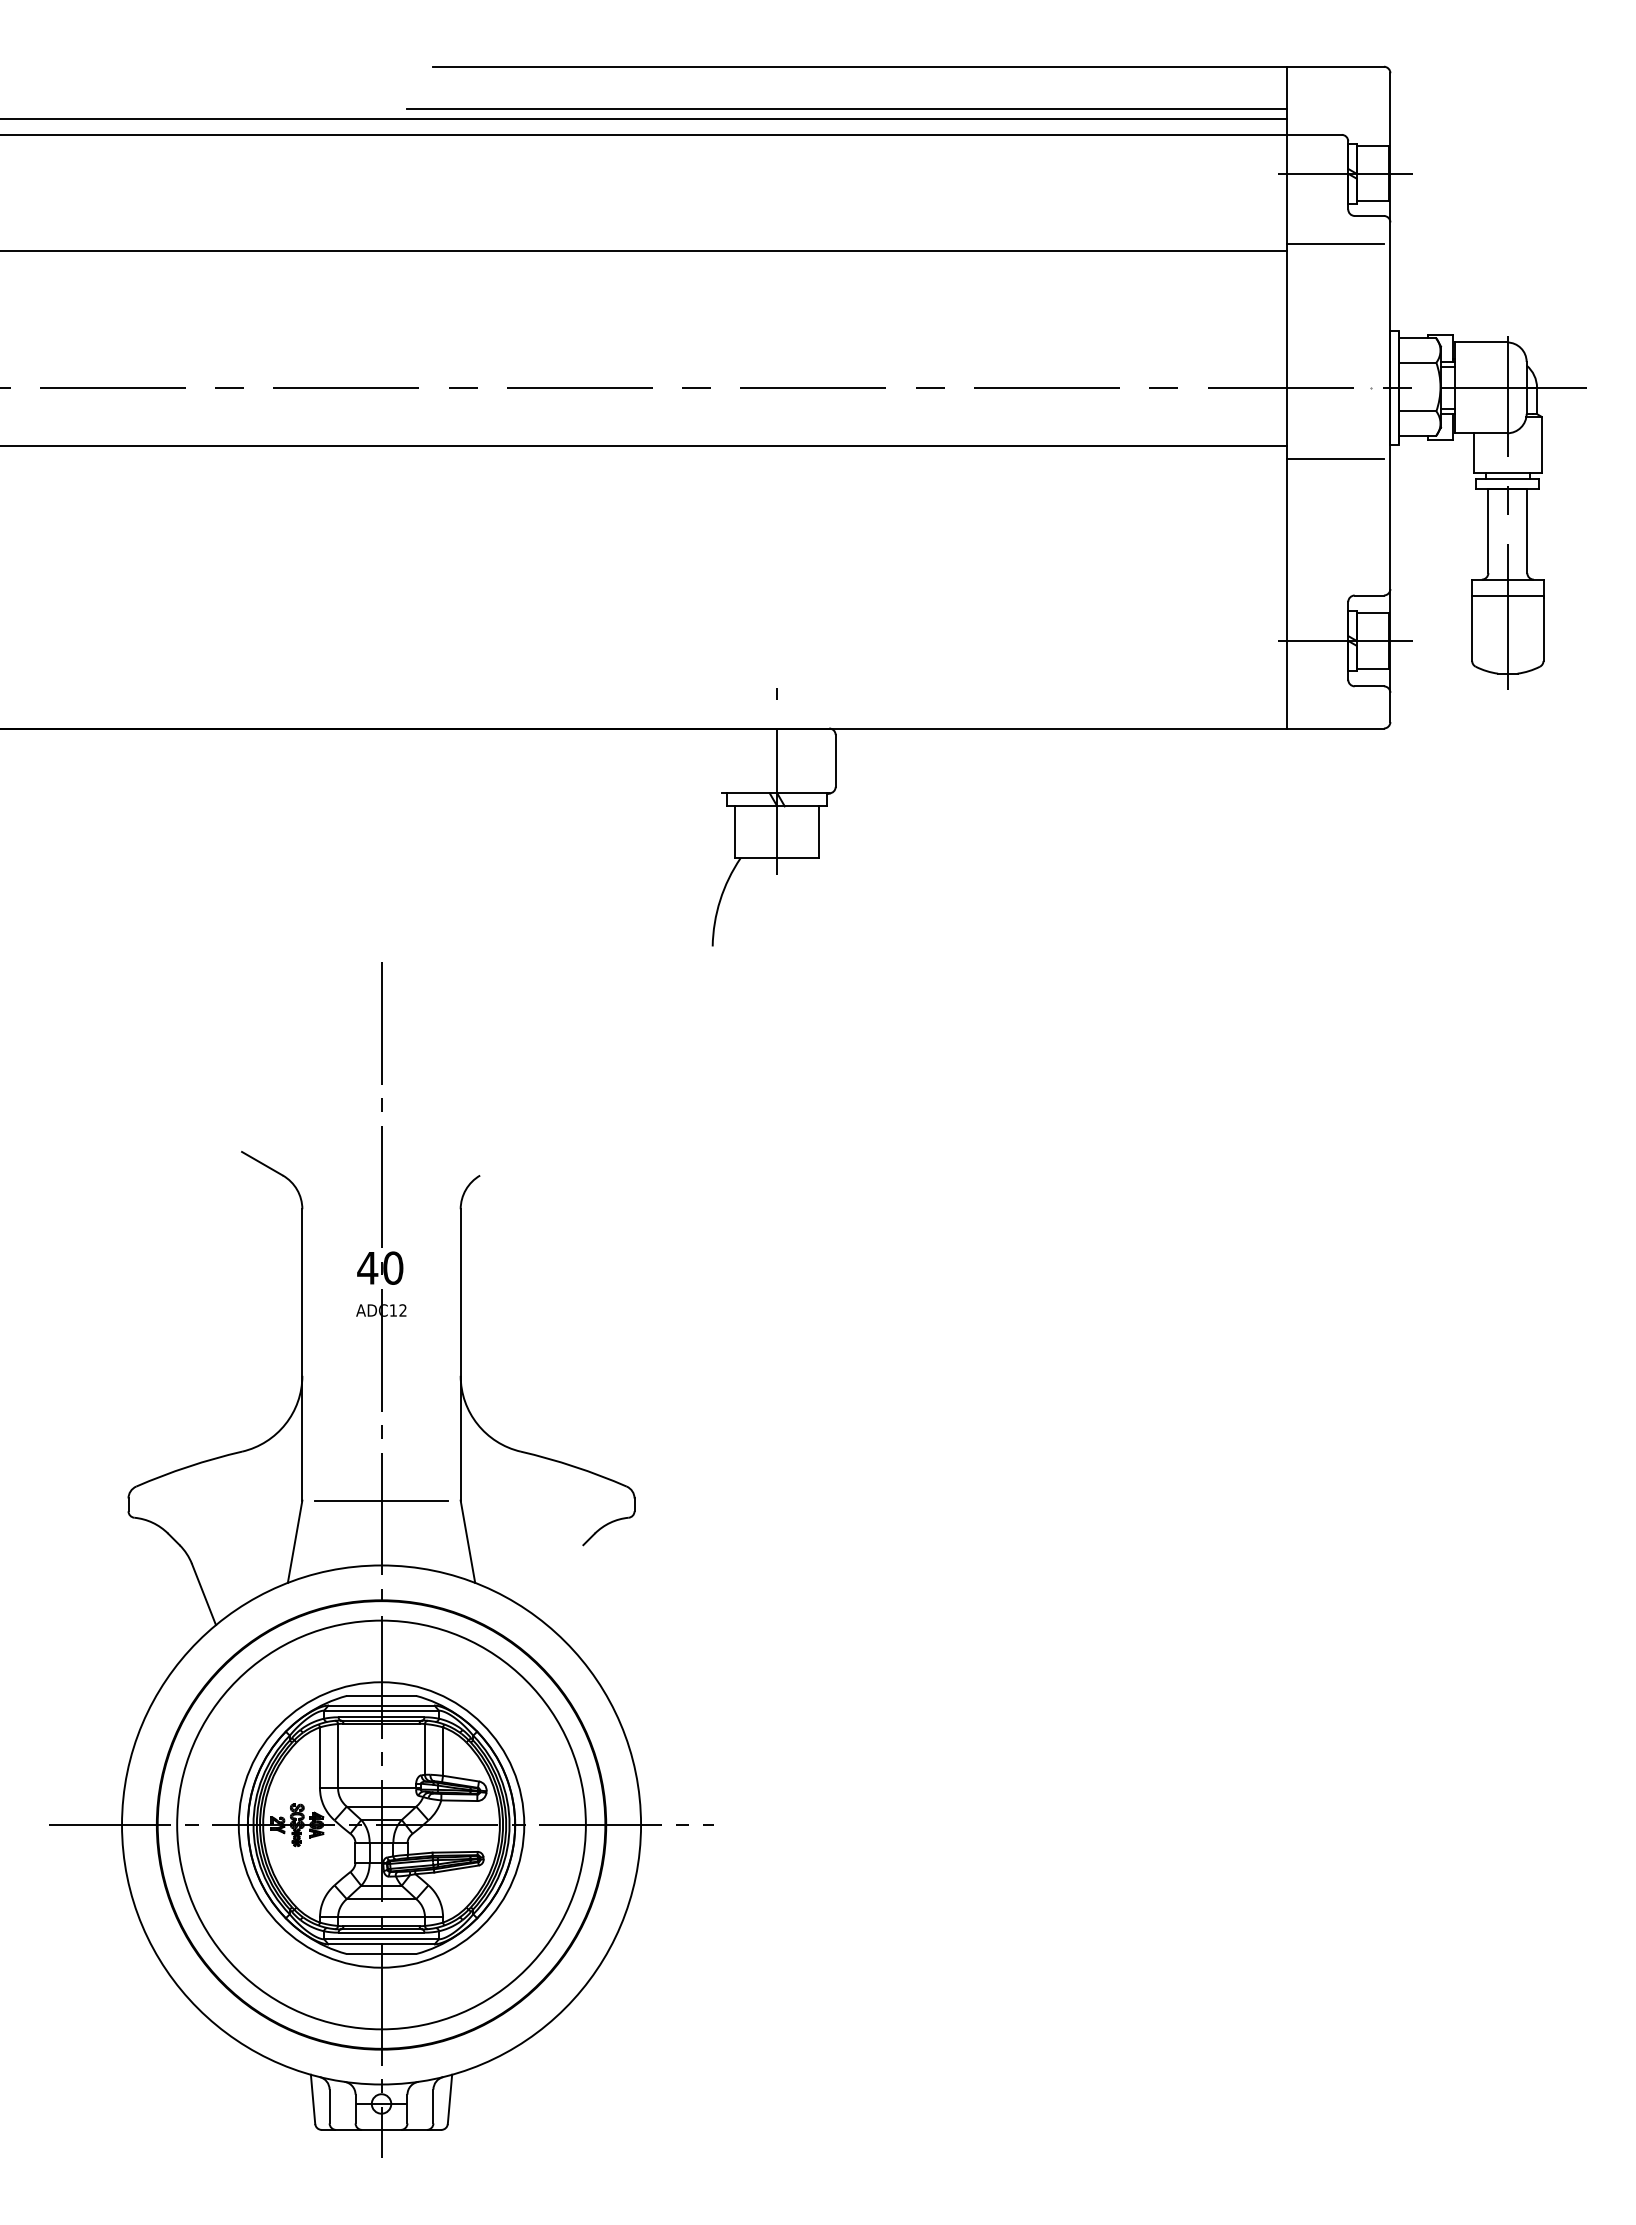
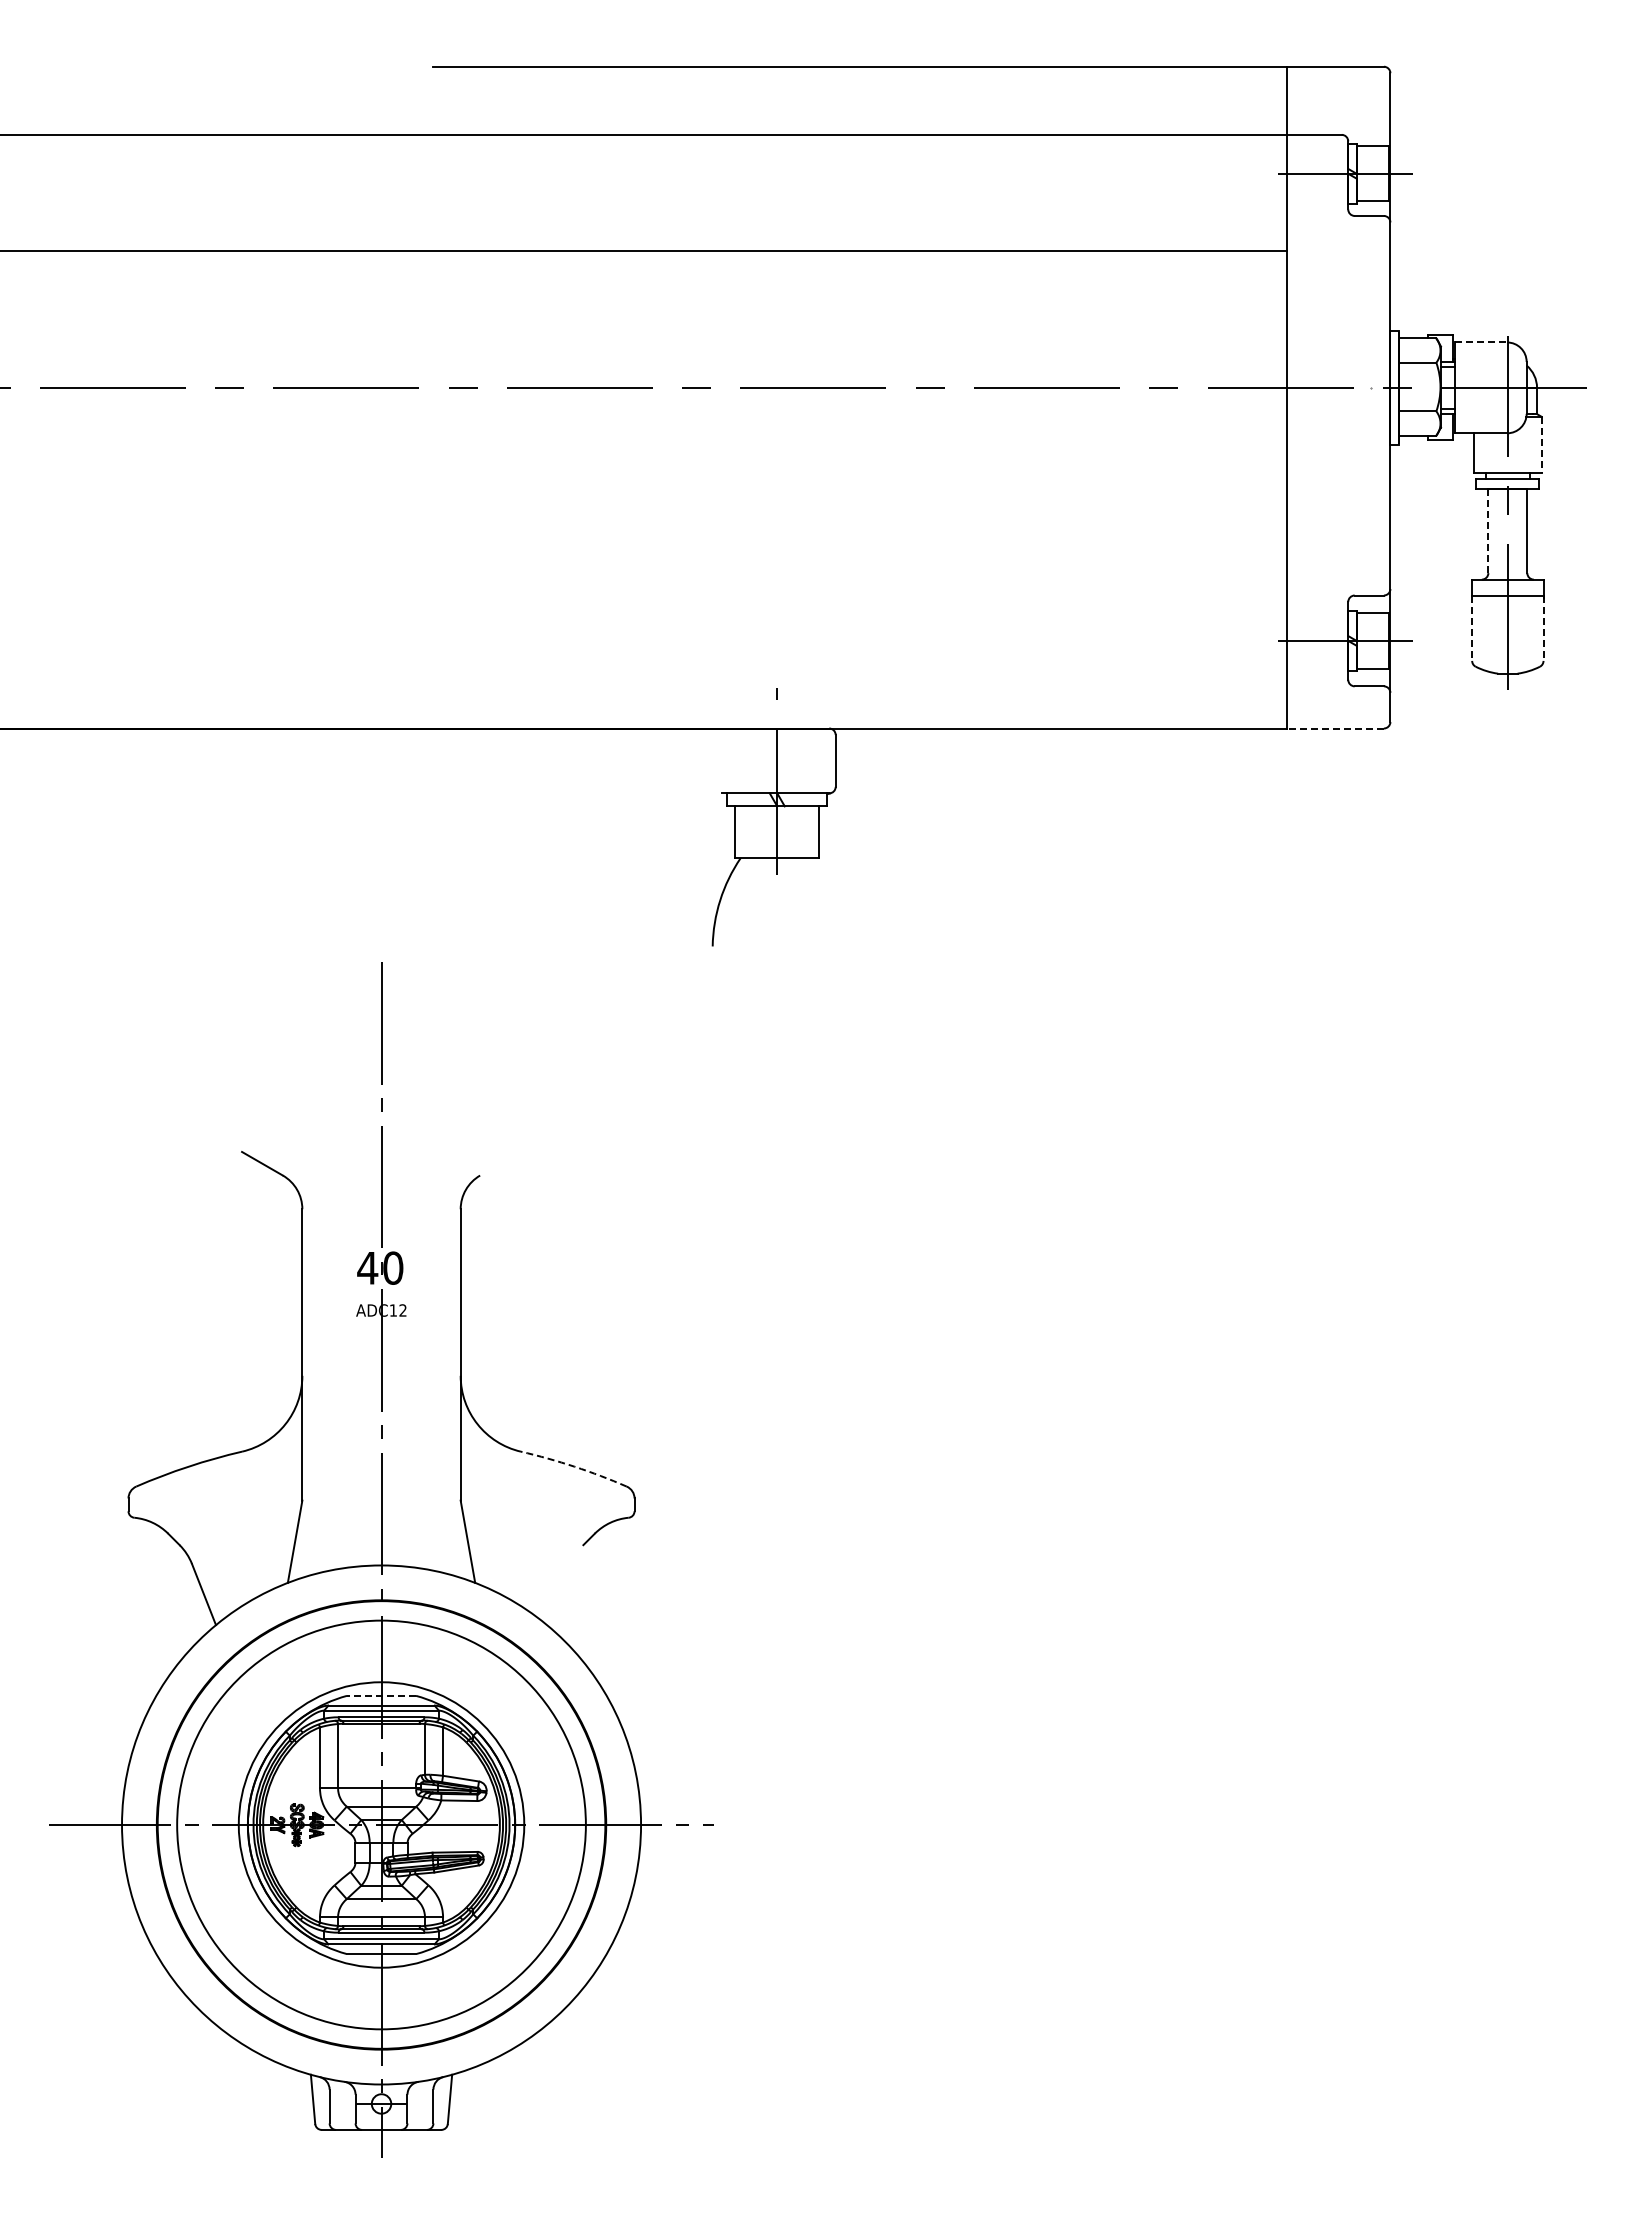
line: present -> none (846, 108)
line: present -> none (644, 118)
line: present -> none (1334, 244)
line: solid -> dashed (1481, 342)
line: present -> none (644, 445)
line: solid -> dashed (1541, 445)
line: present -> none (1334, 459)
line: solid -> dashed (1488, 531)
line: solid -> dashed (1472, 628)
line: solid -> dashed (1543, 628)
line: solid -> dashed (1335, 728)
arc: solid -> dashed (574, 1466)
line: present -> none (381, 1500)
line: solid -> dashed (381, 1695)
